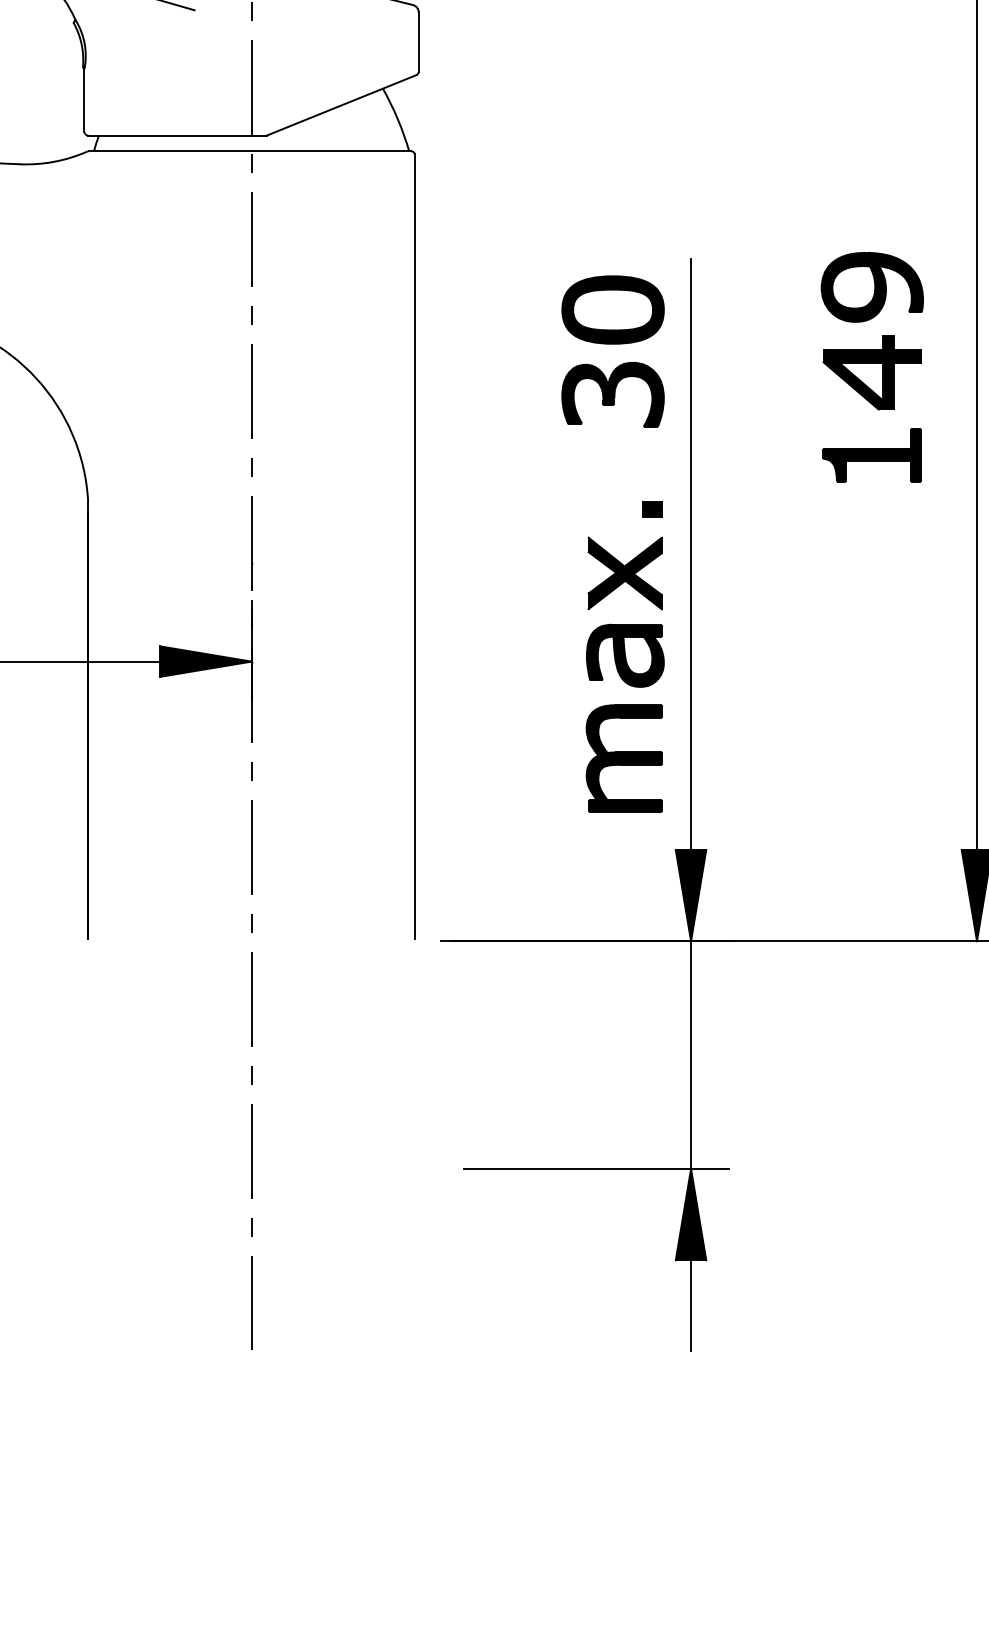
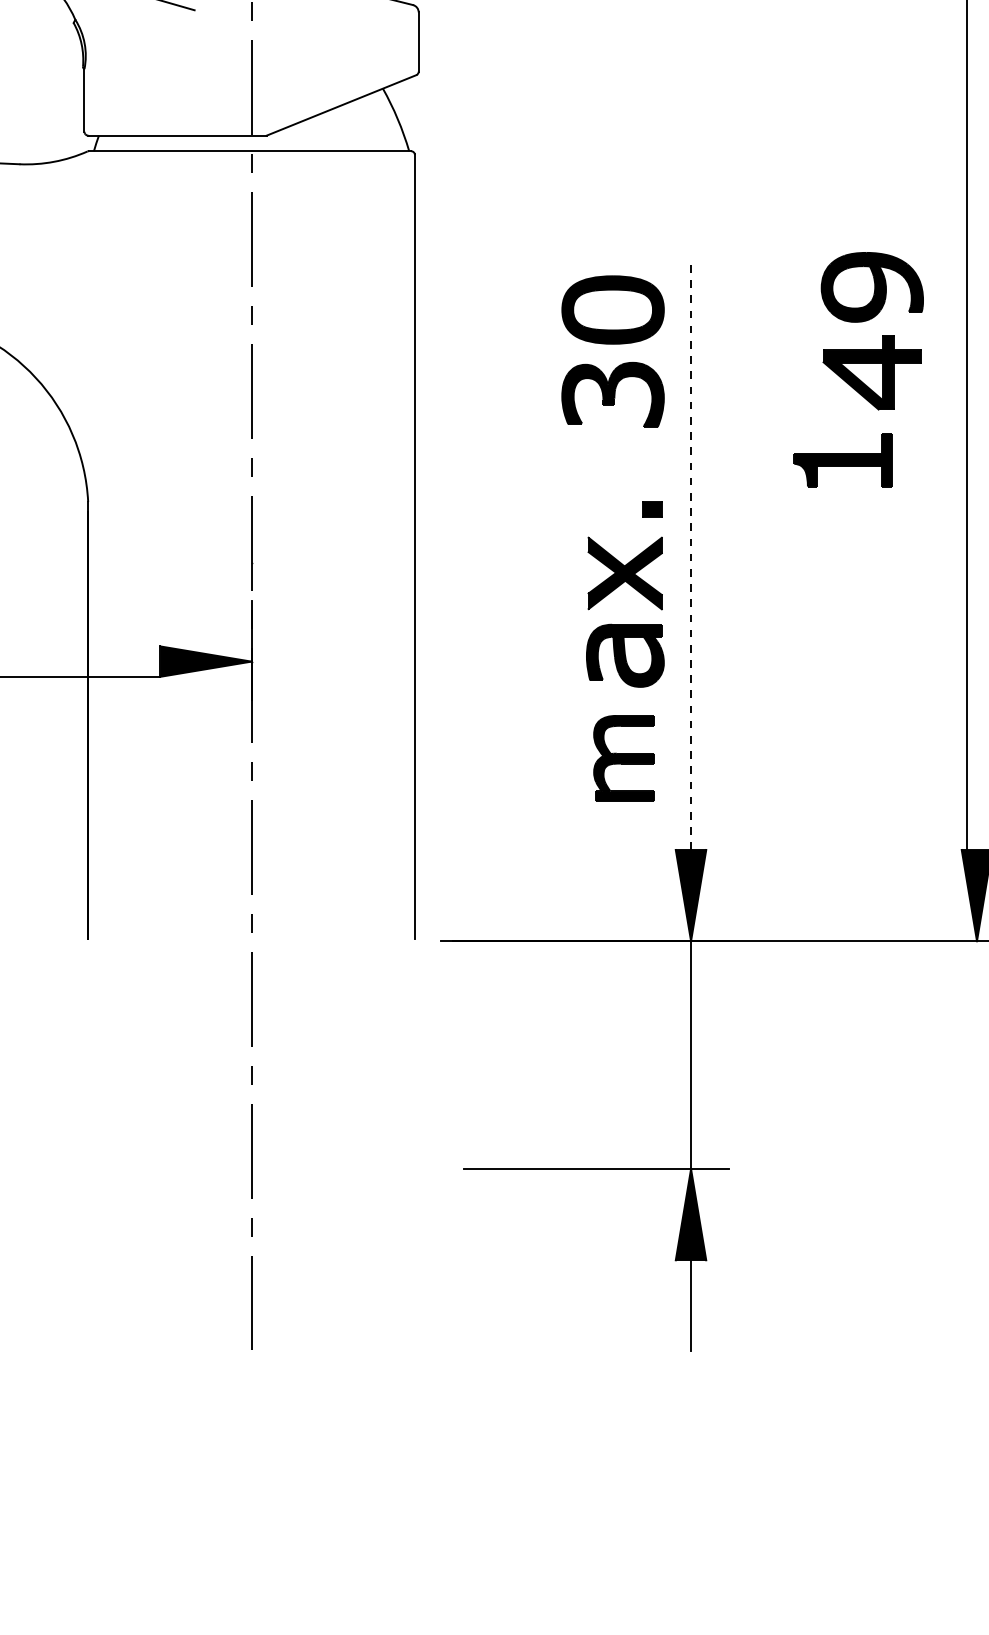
line position: (977, 426) -> (967, 426) (967, 426)
part position: (871, 455) -> (842, 460) (842, 460)
line: solid -> dashed (691, 554)
line position: (81, 661) -> (81, 676) (81, 676)
part size: 78x109 px -> 62x87 px (623, 758)
